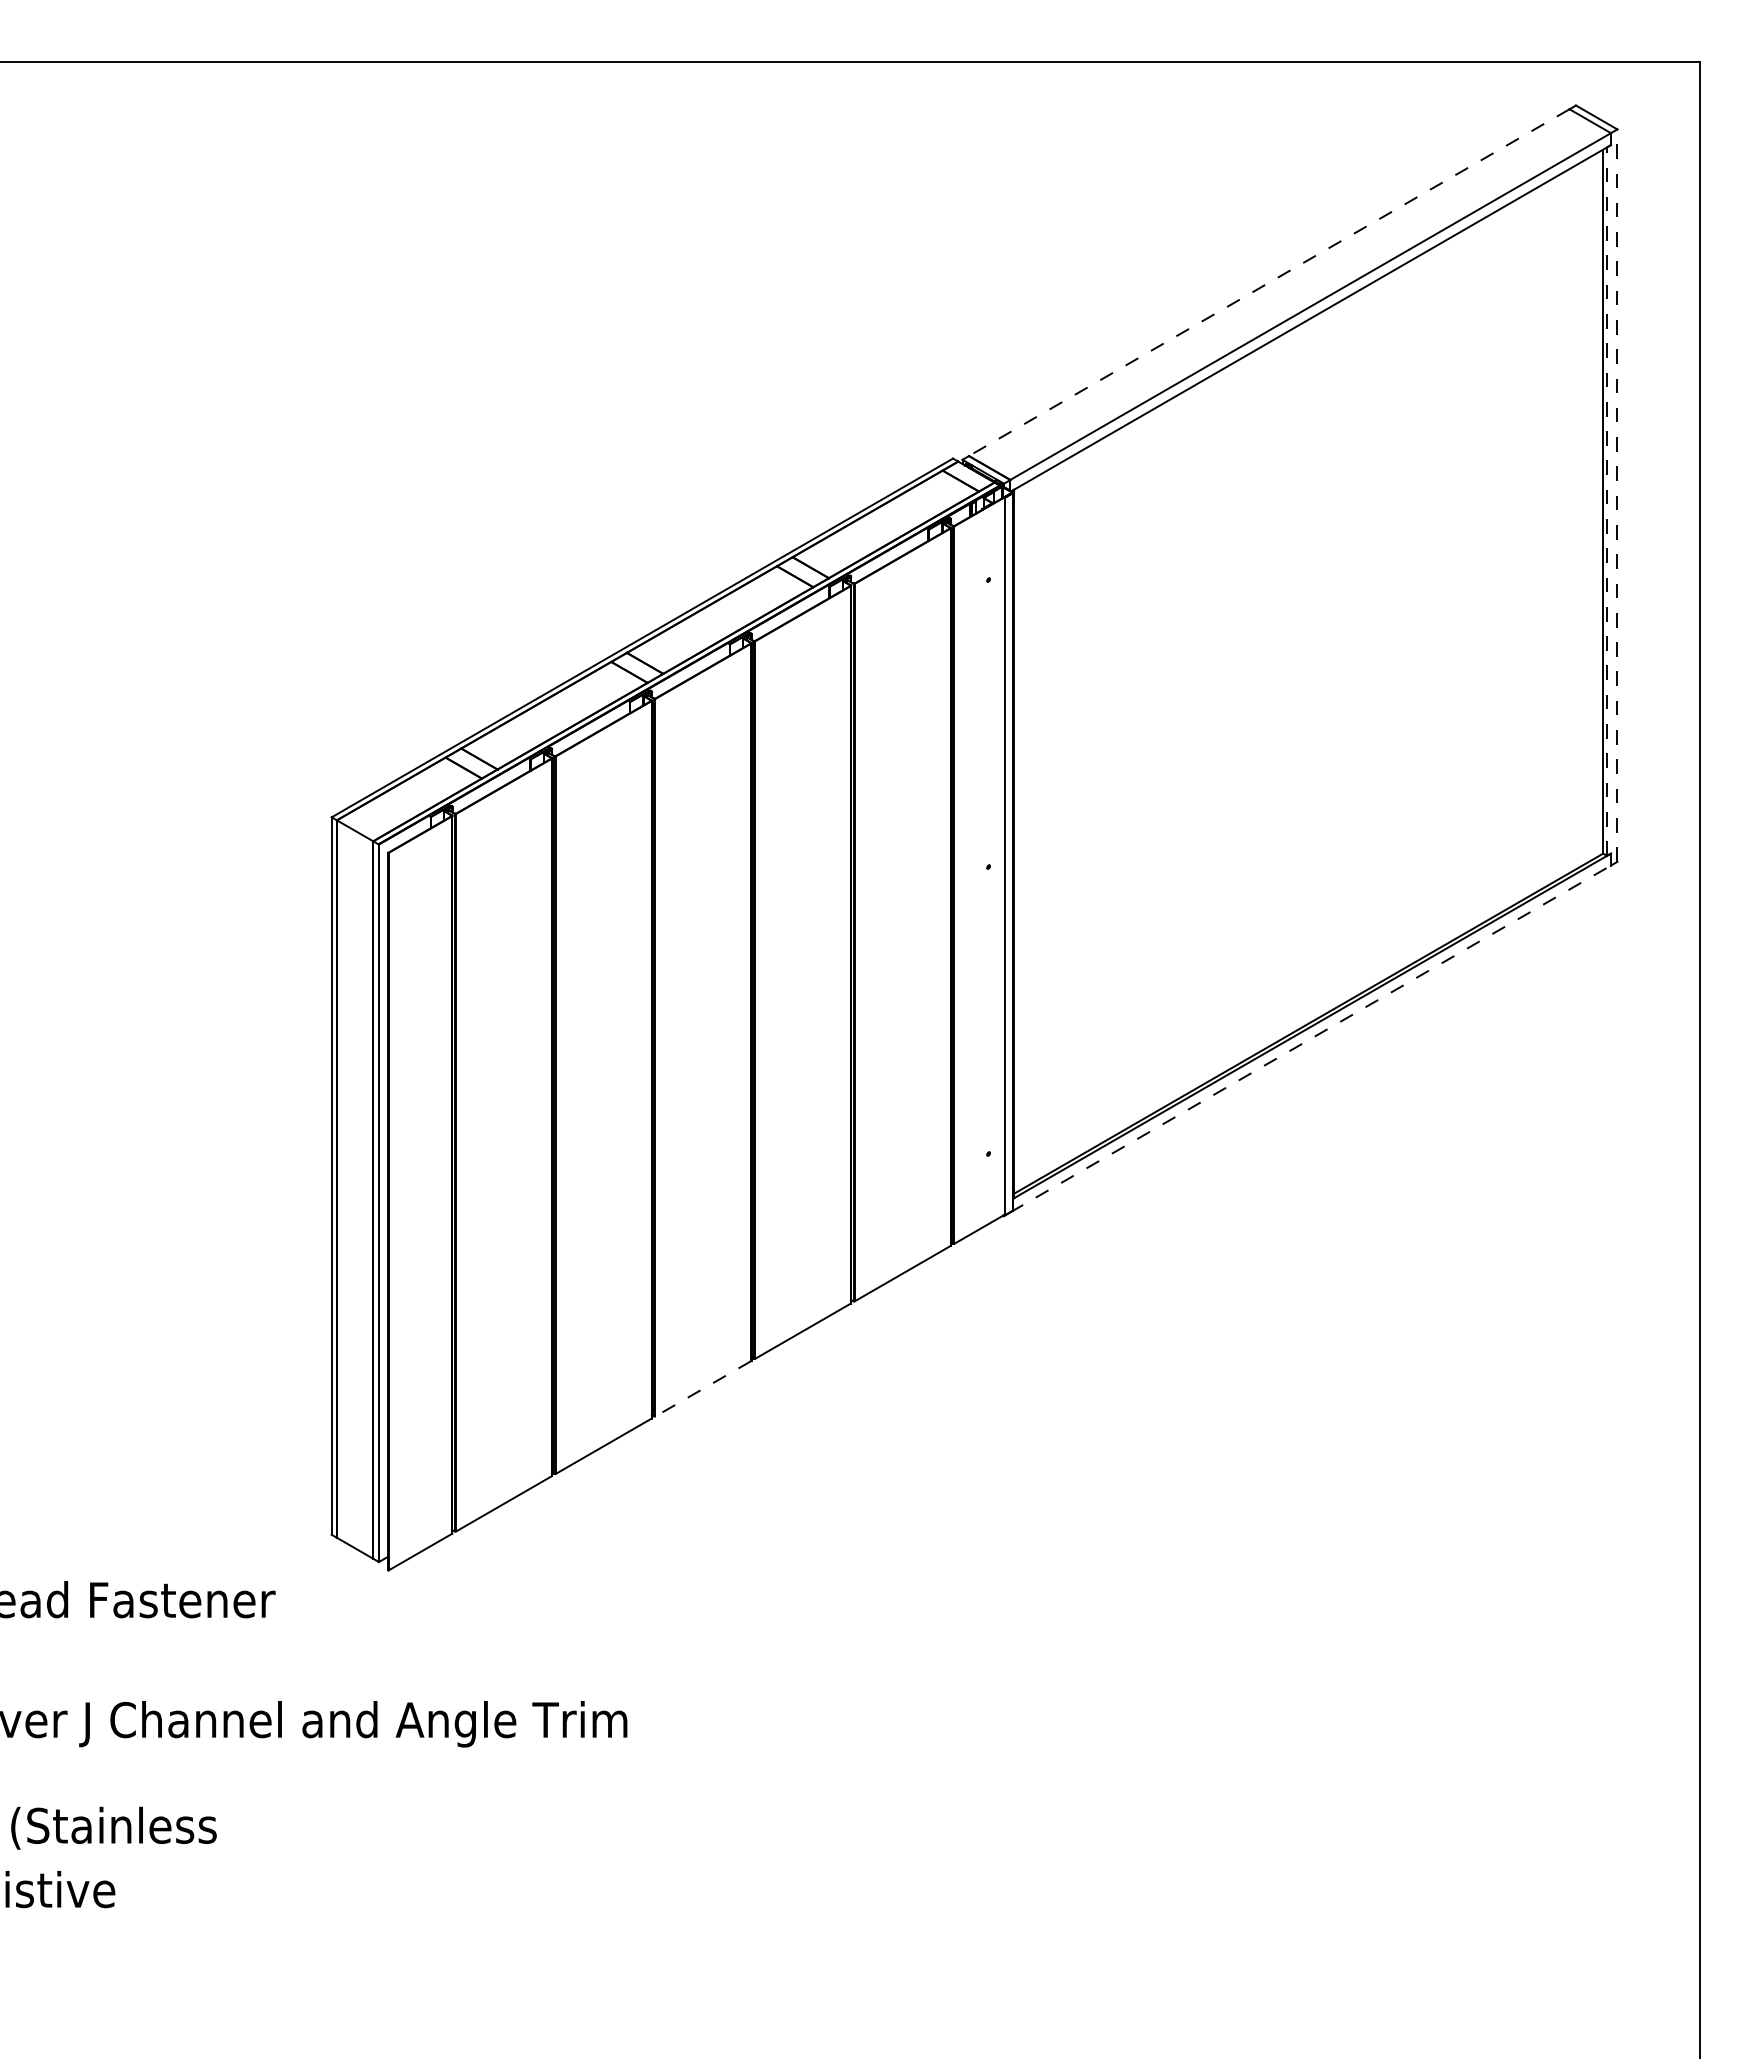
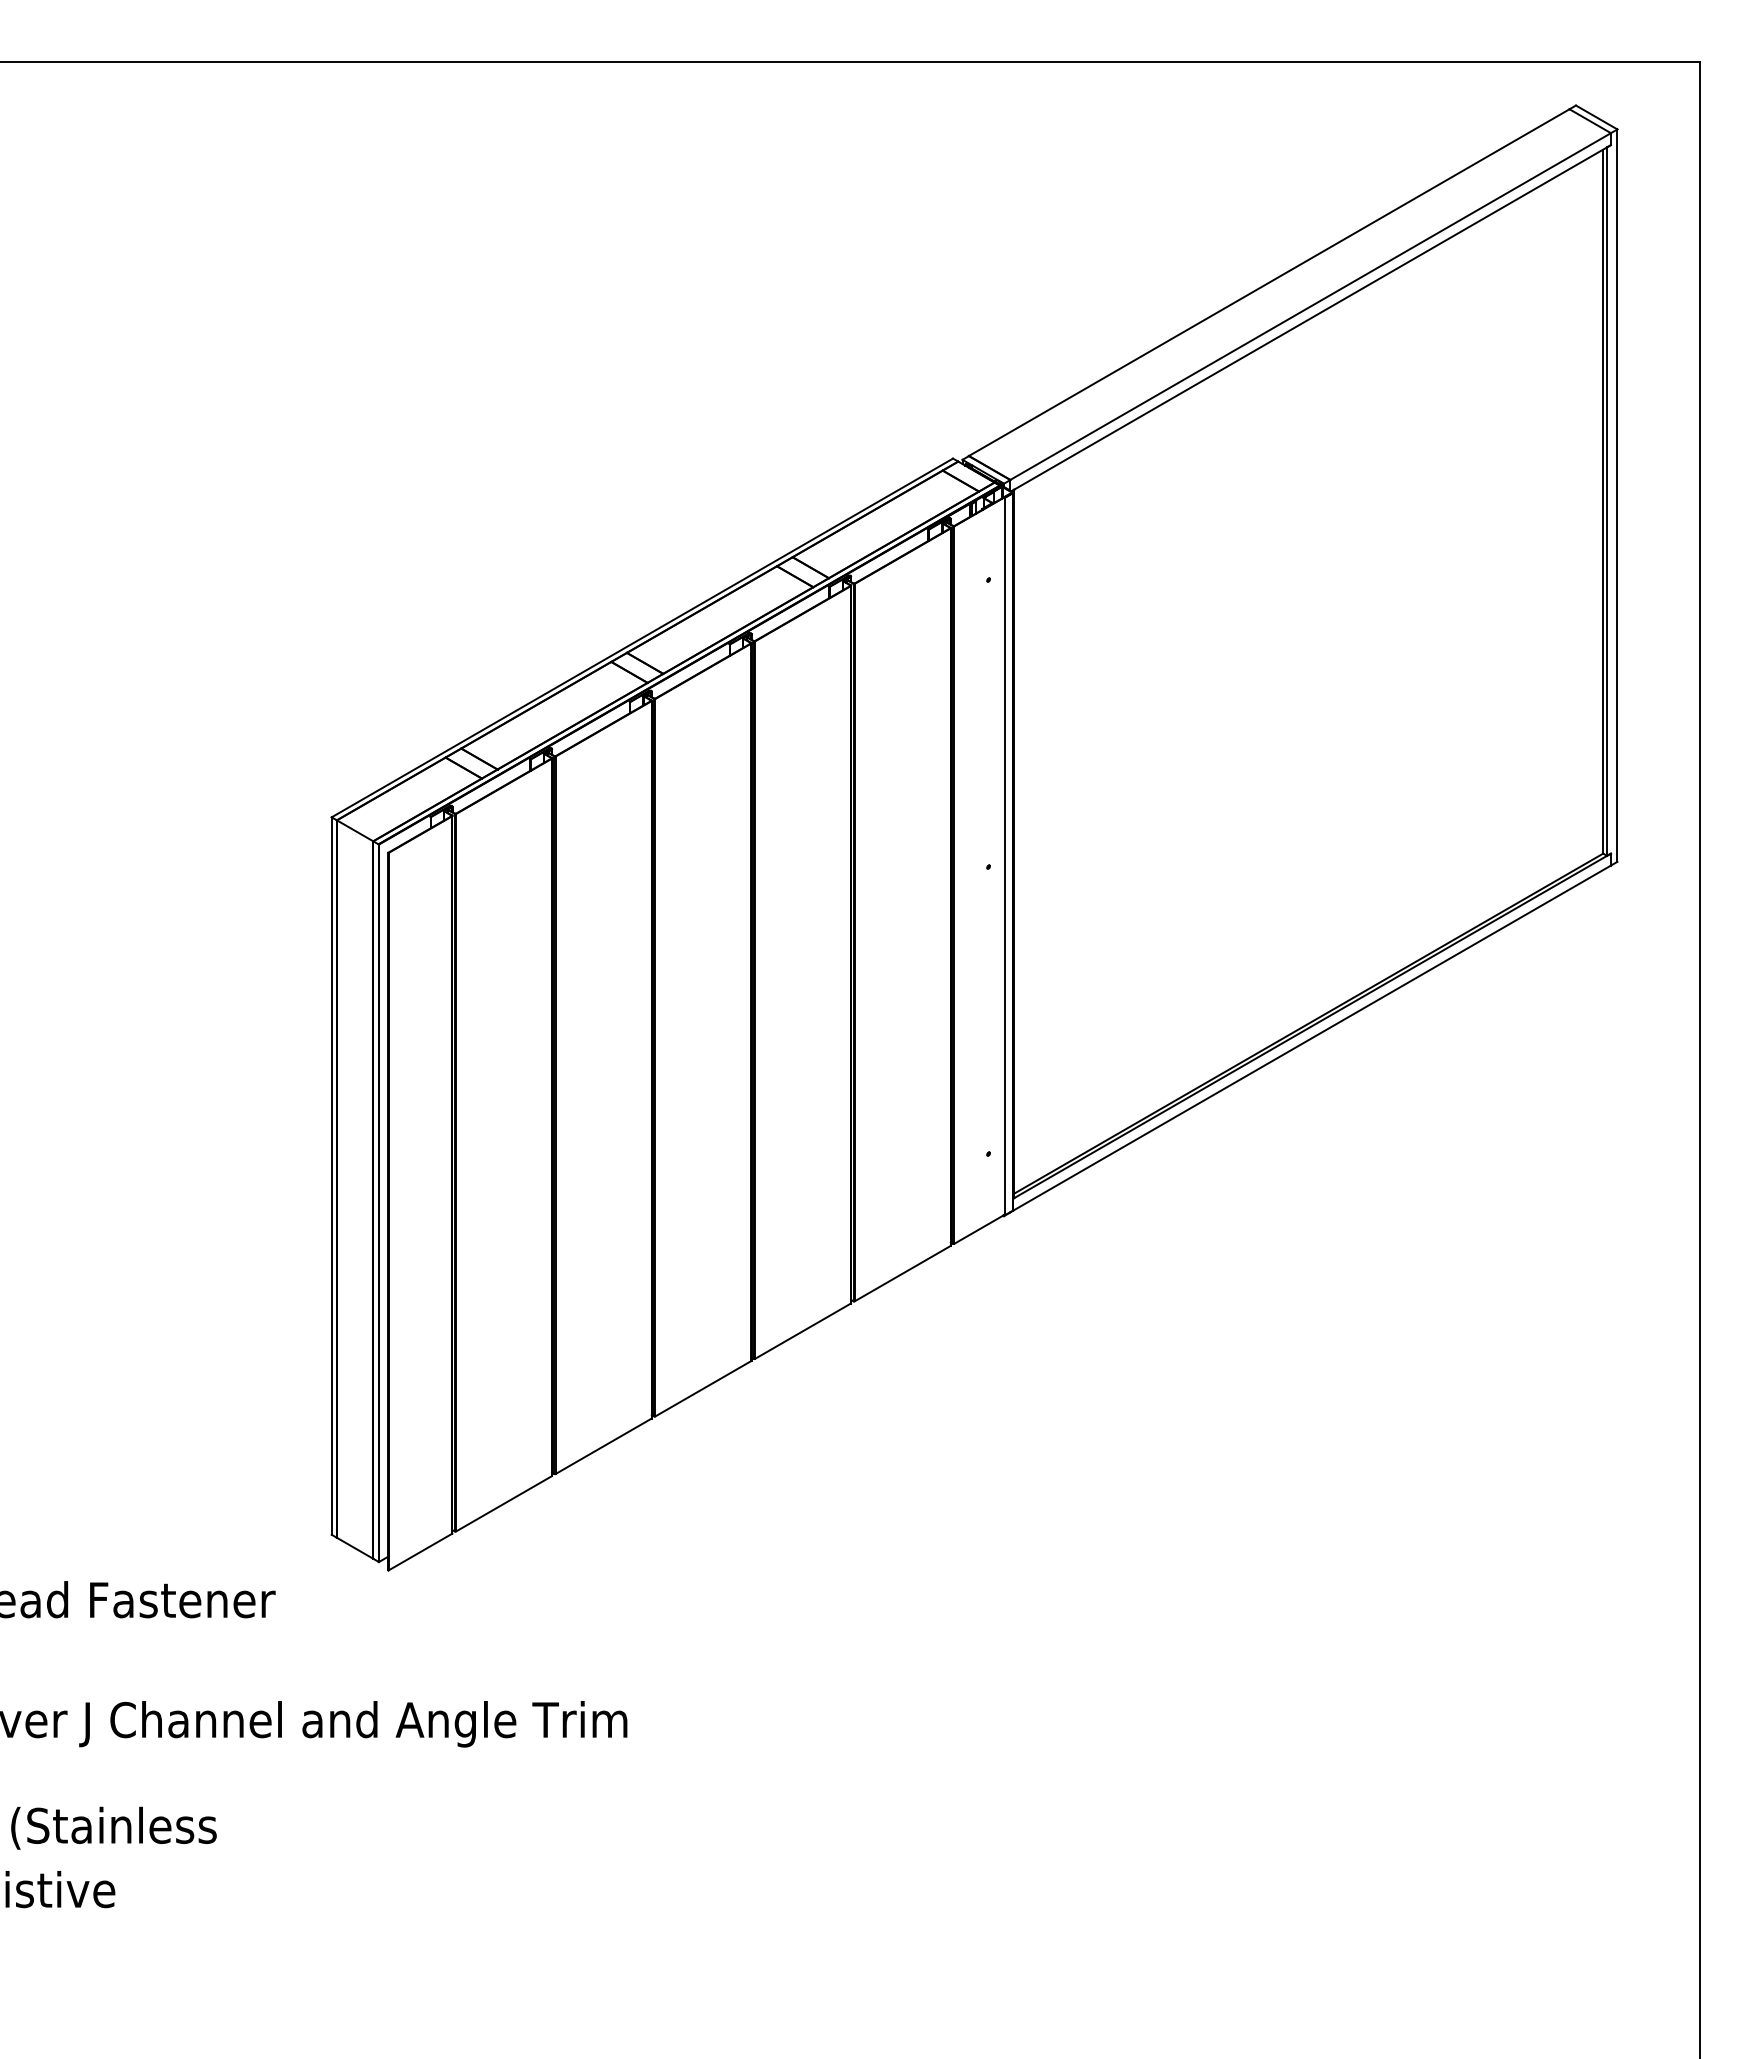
line: dashed -> solid (1269, 282)
line: dashed -> solid (1617, 495)
line: dashed -> solid (1607, 501)
line: dashed -> solid (1310, 1038)
line: dashed -> solid (702, 1389)
